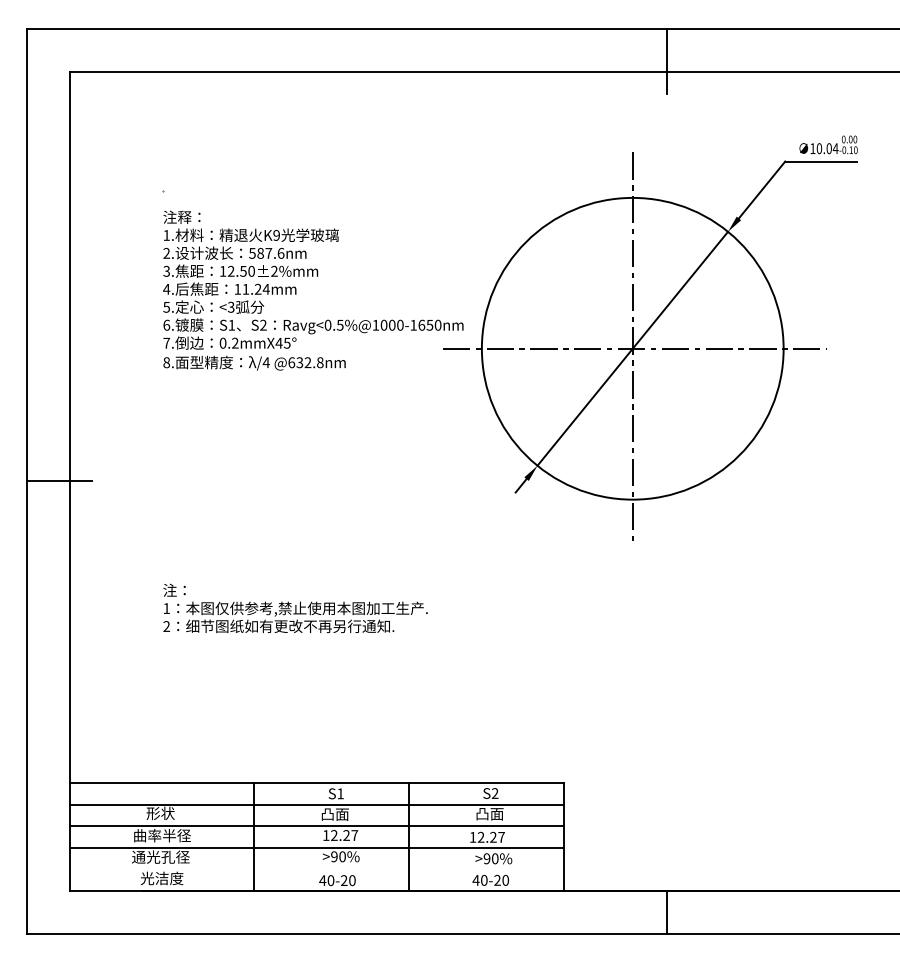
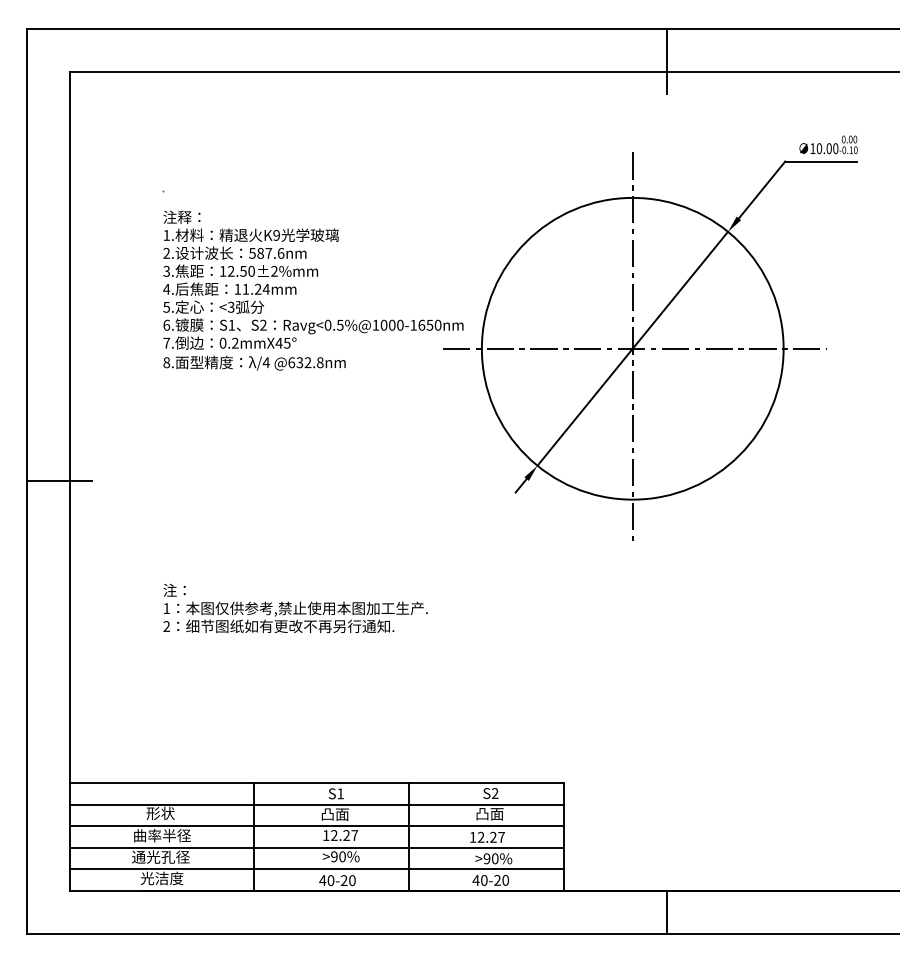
text: 10.04 -> 10.00 (835, 148)
line: none -> present (317, 869)
